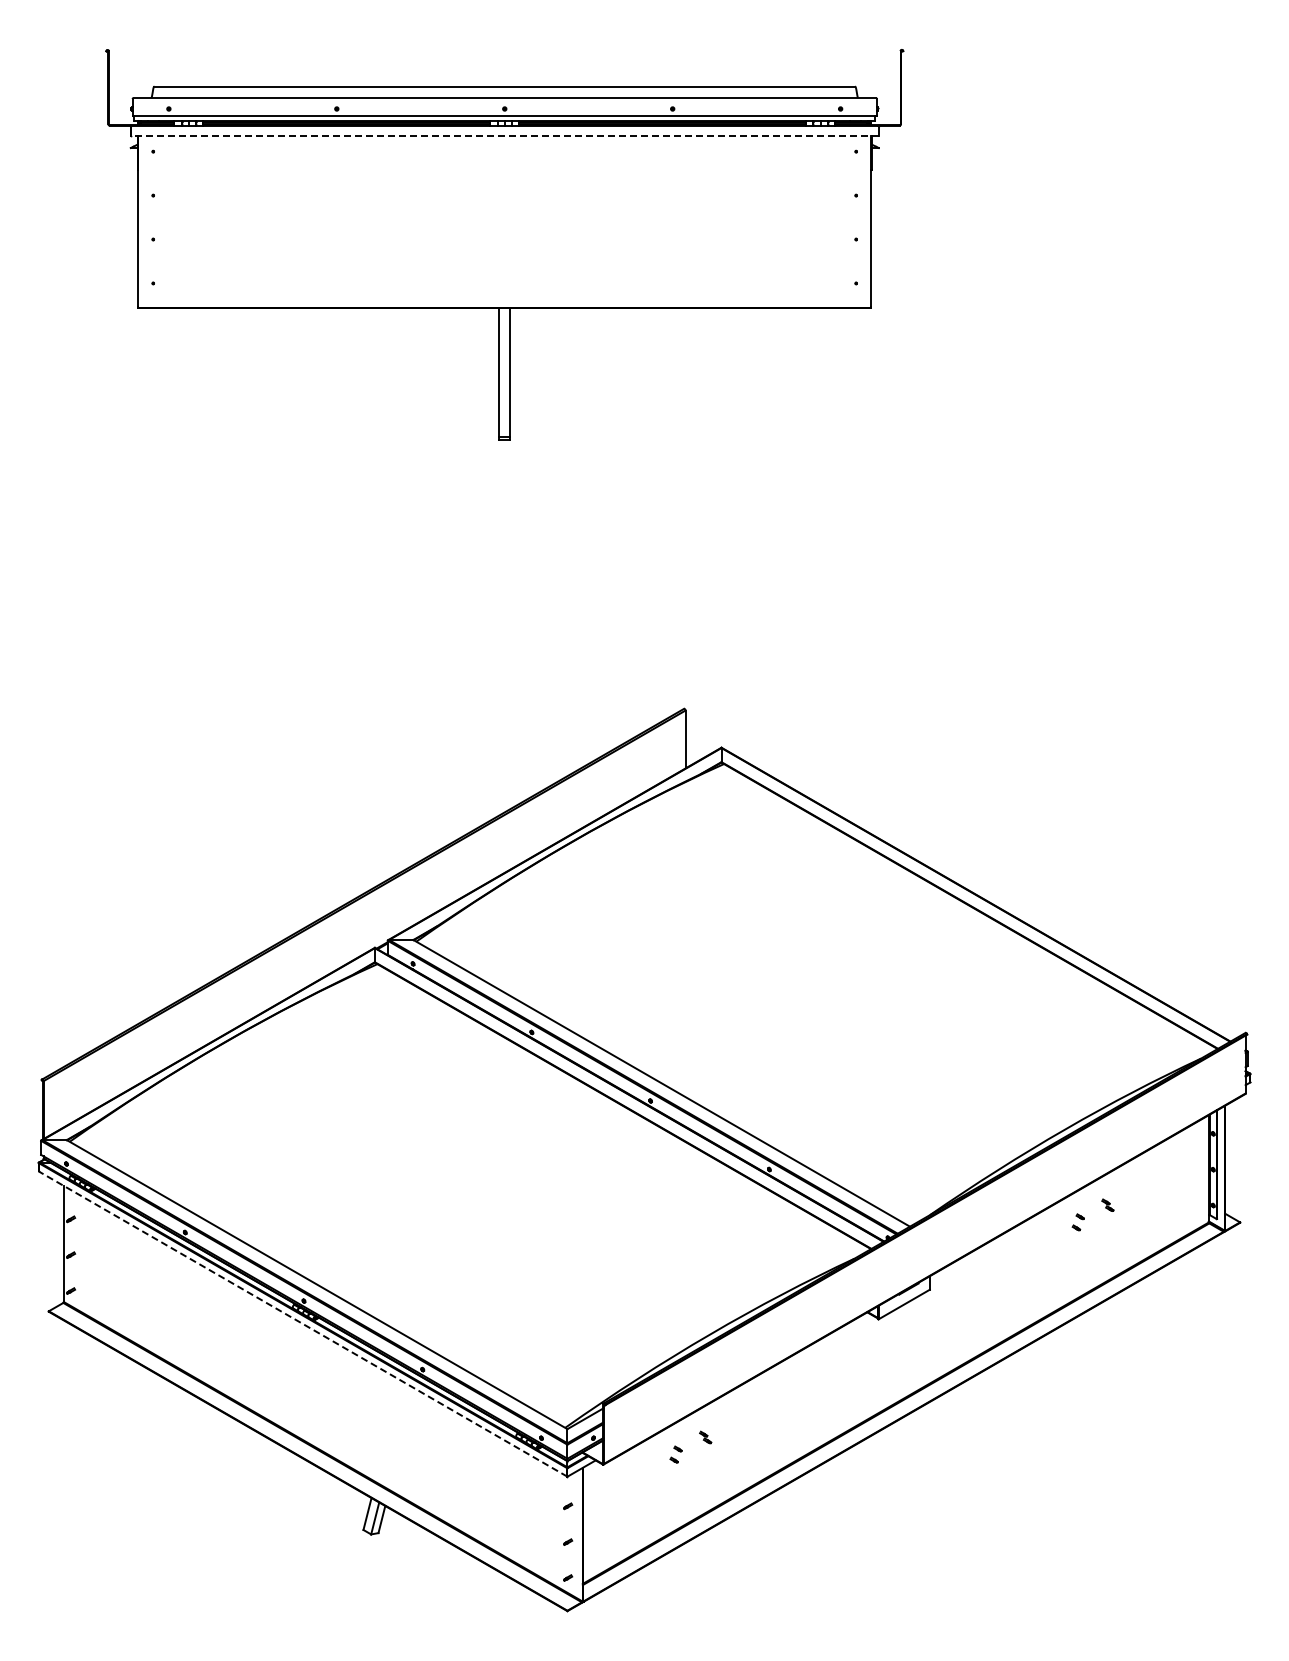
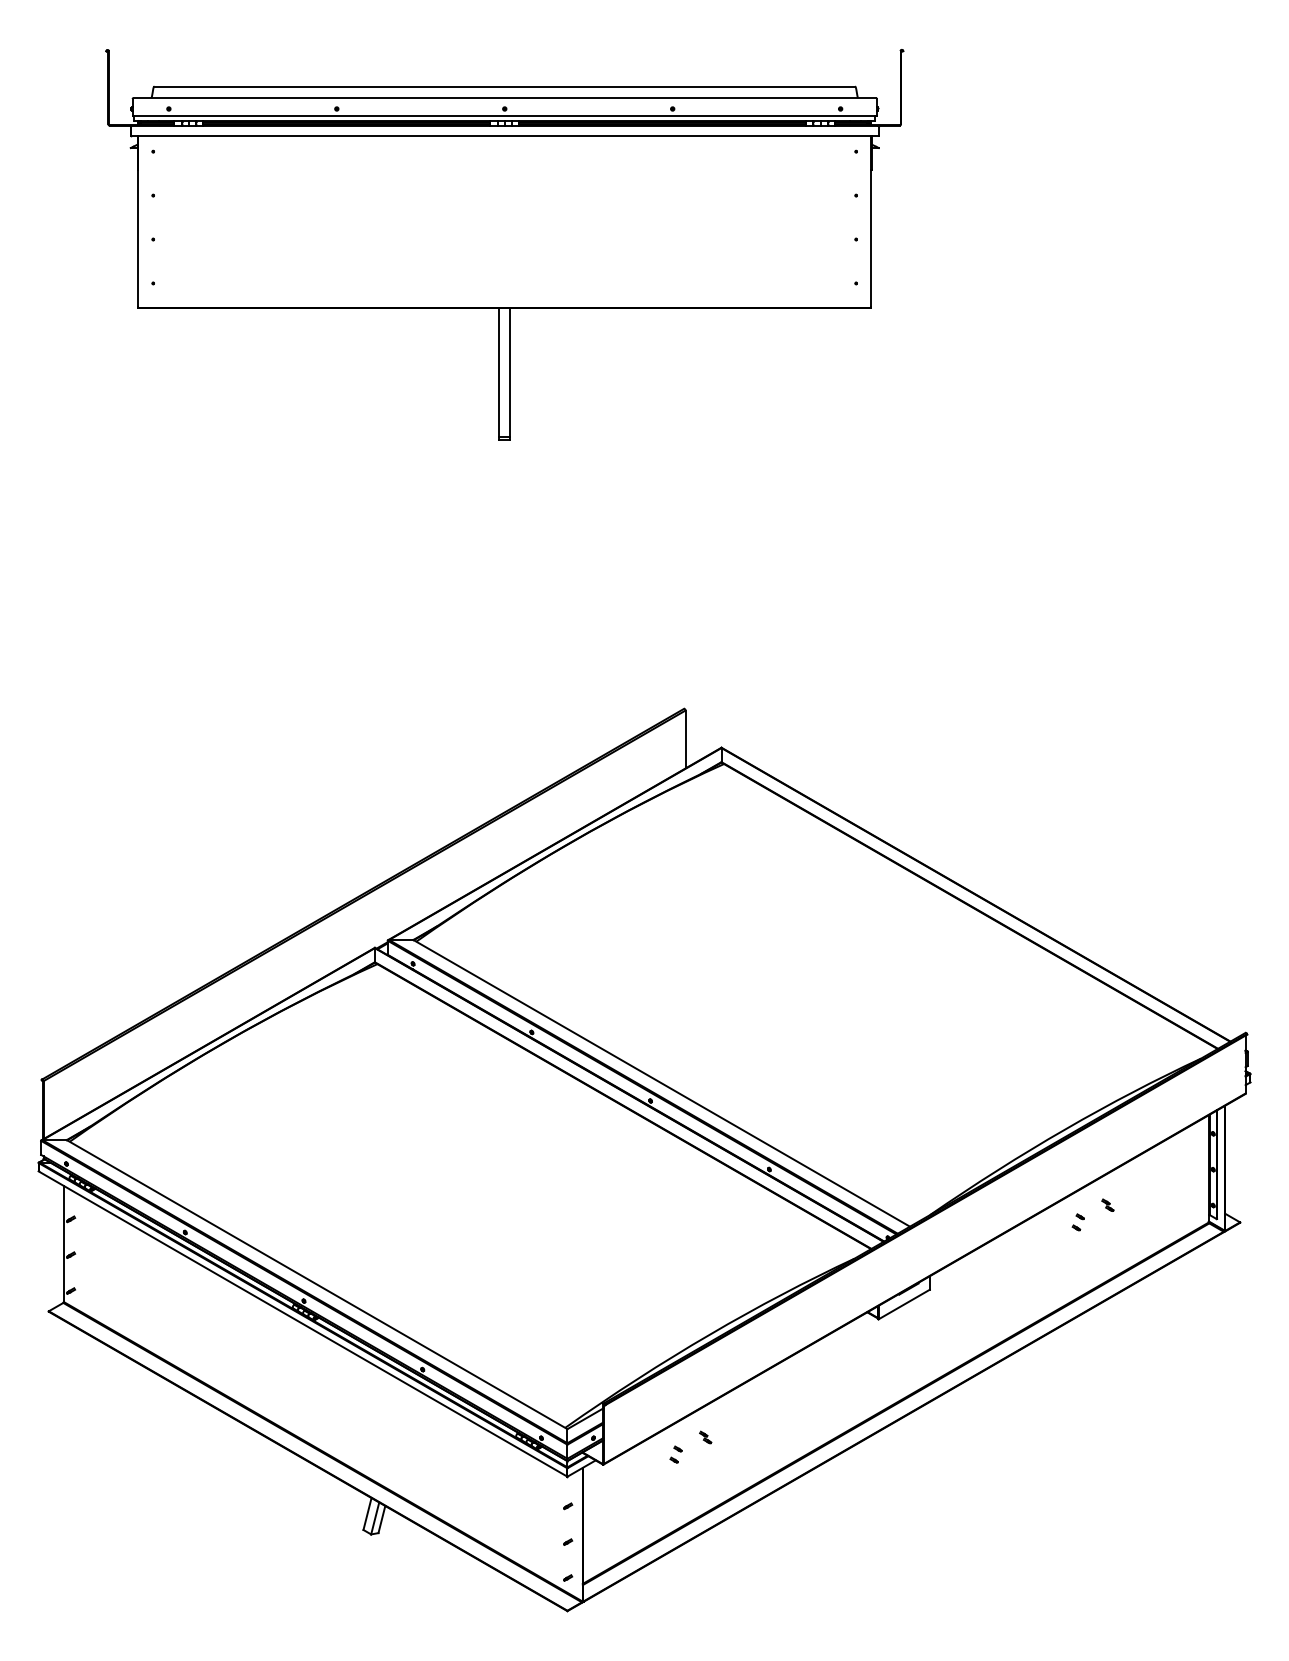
line: dashed -> solid (504, 136)
line: dashed -> solid (302, 1323)
